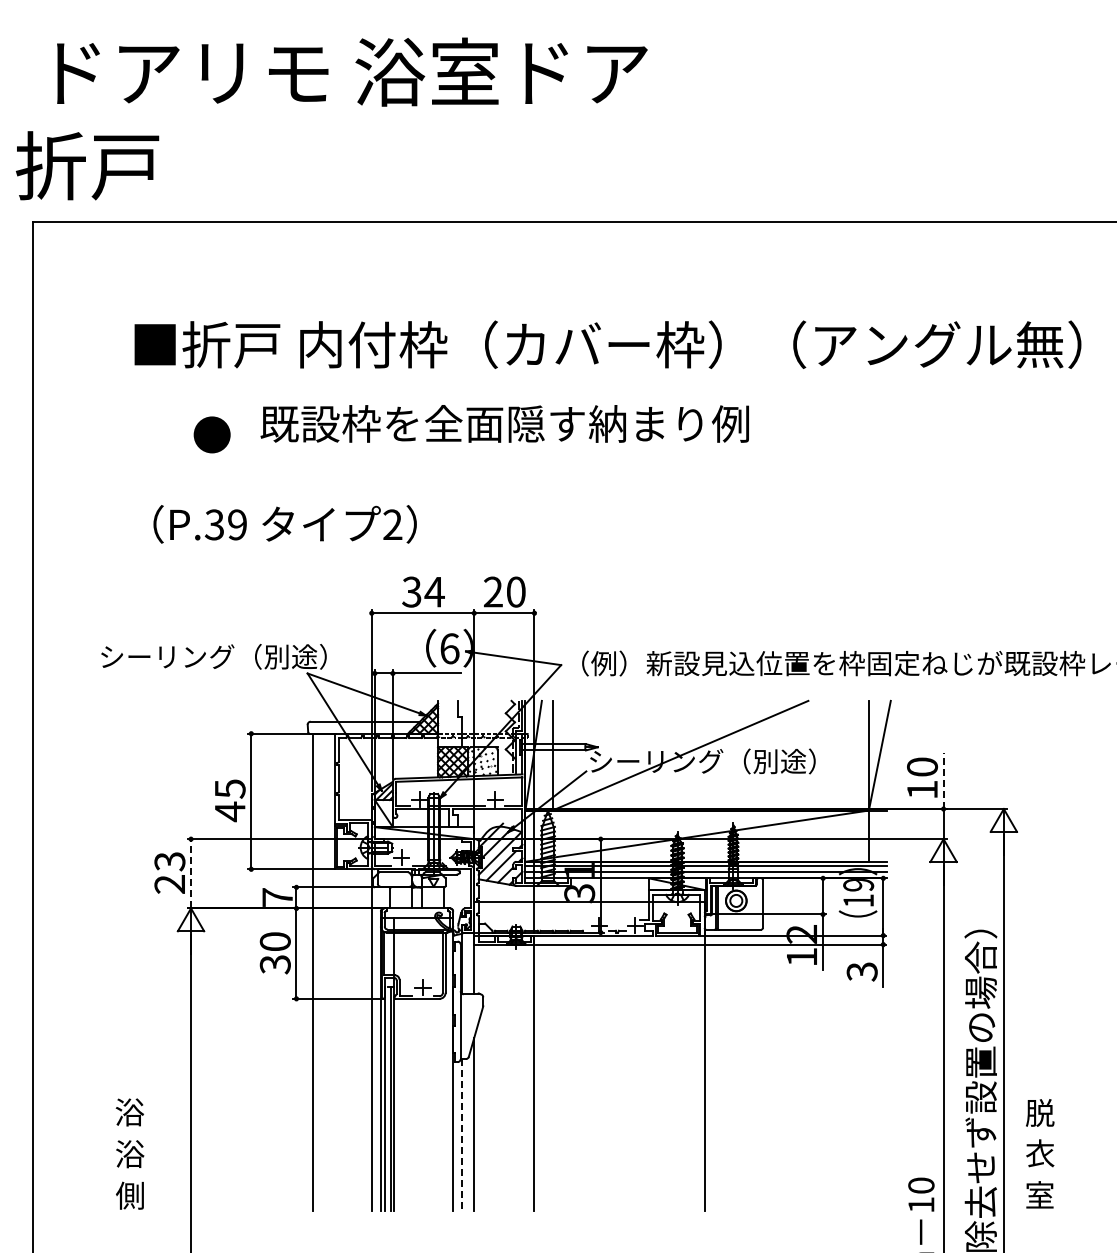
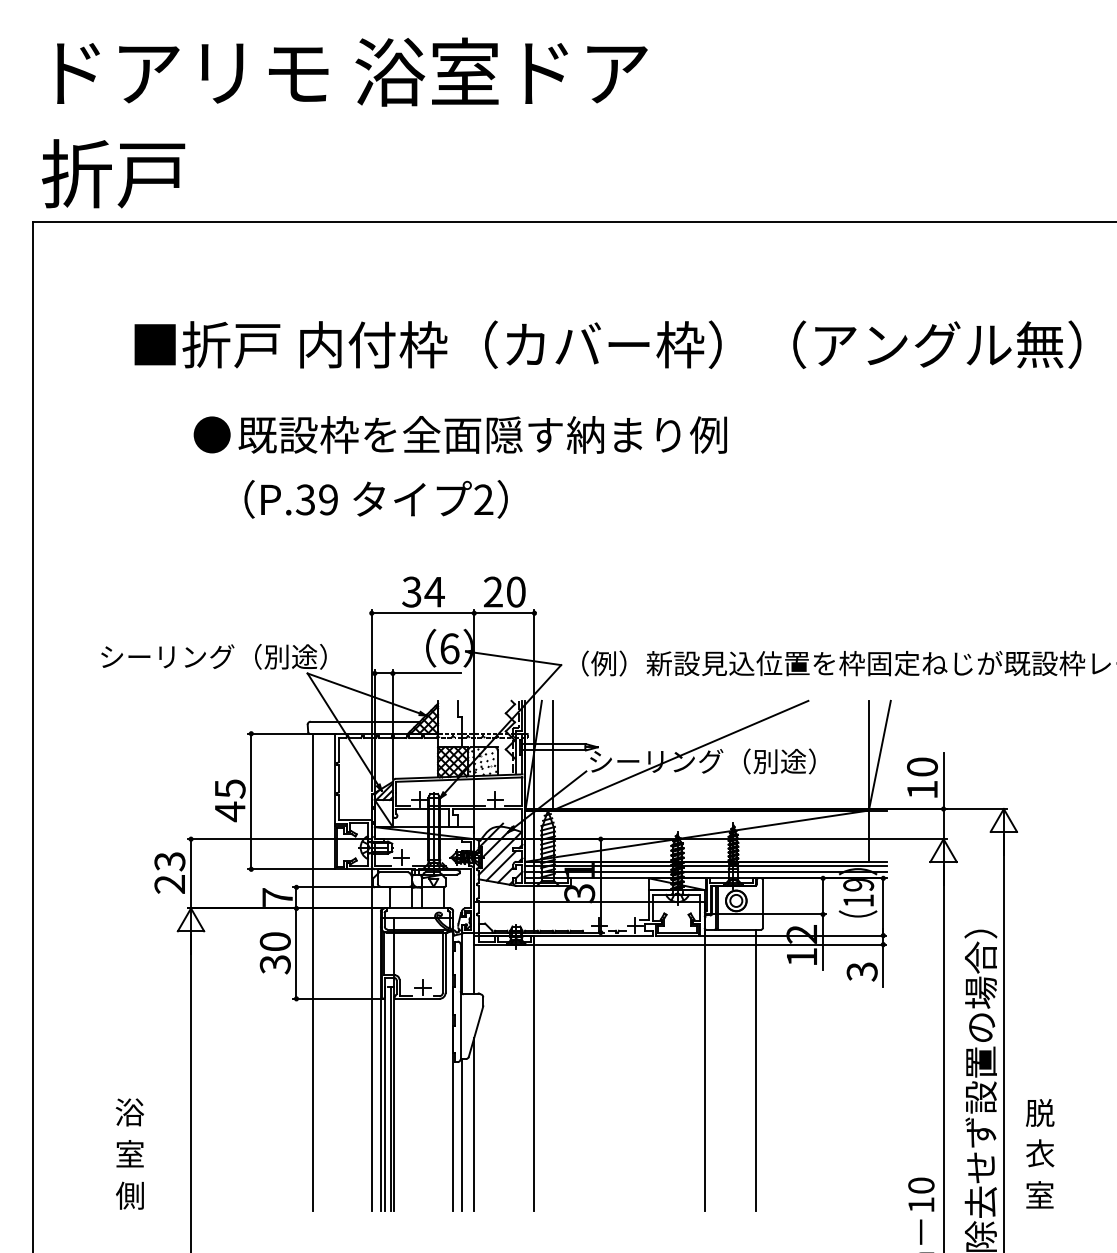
text position: (87, 165) -> (113, 173) (113, 173)
text position: (504, 423) -> (482, 434) (482, 434)
text position: (284, 524) -> (375, 499) (375, 499)
line: dashed -> solid (943, 780)
line: dashed -> solid (191, 873)
line: none -> present (756, 1069)
line: dashed -> solid (462, 1134)
text: 浴 -> 室 (130, 1154)
